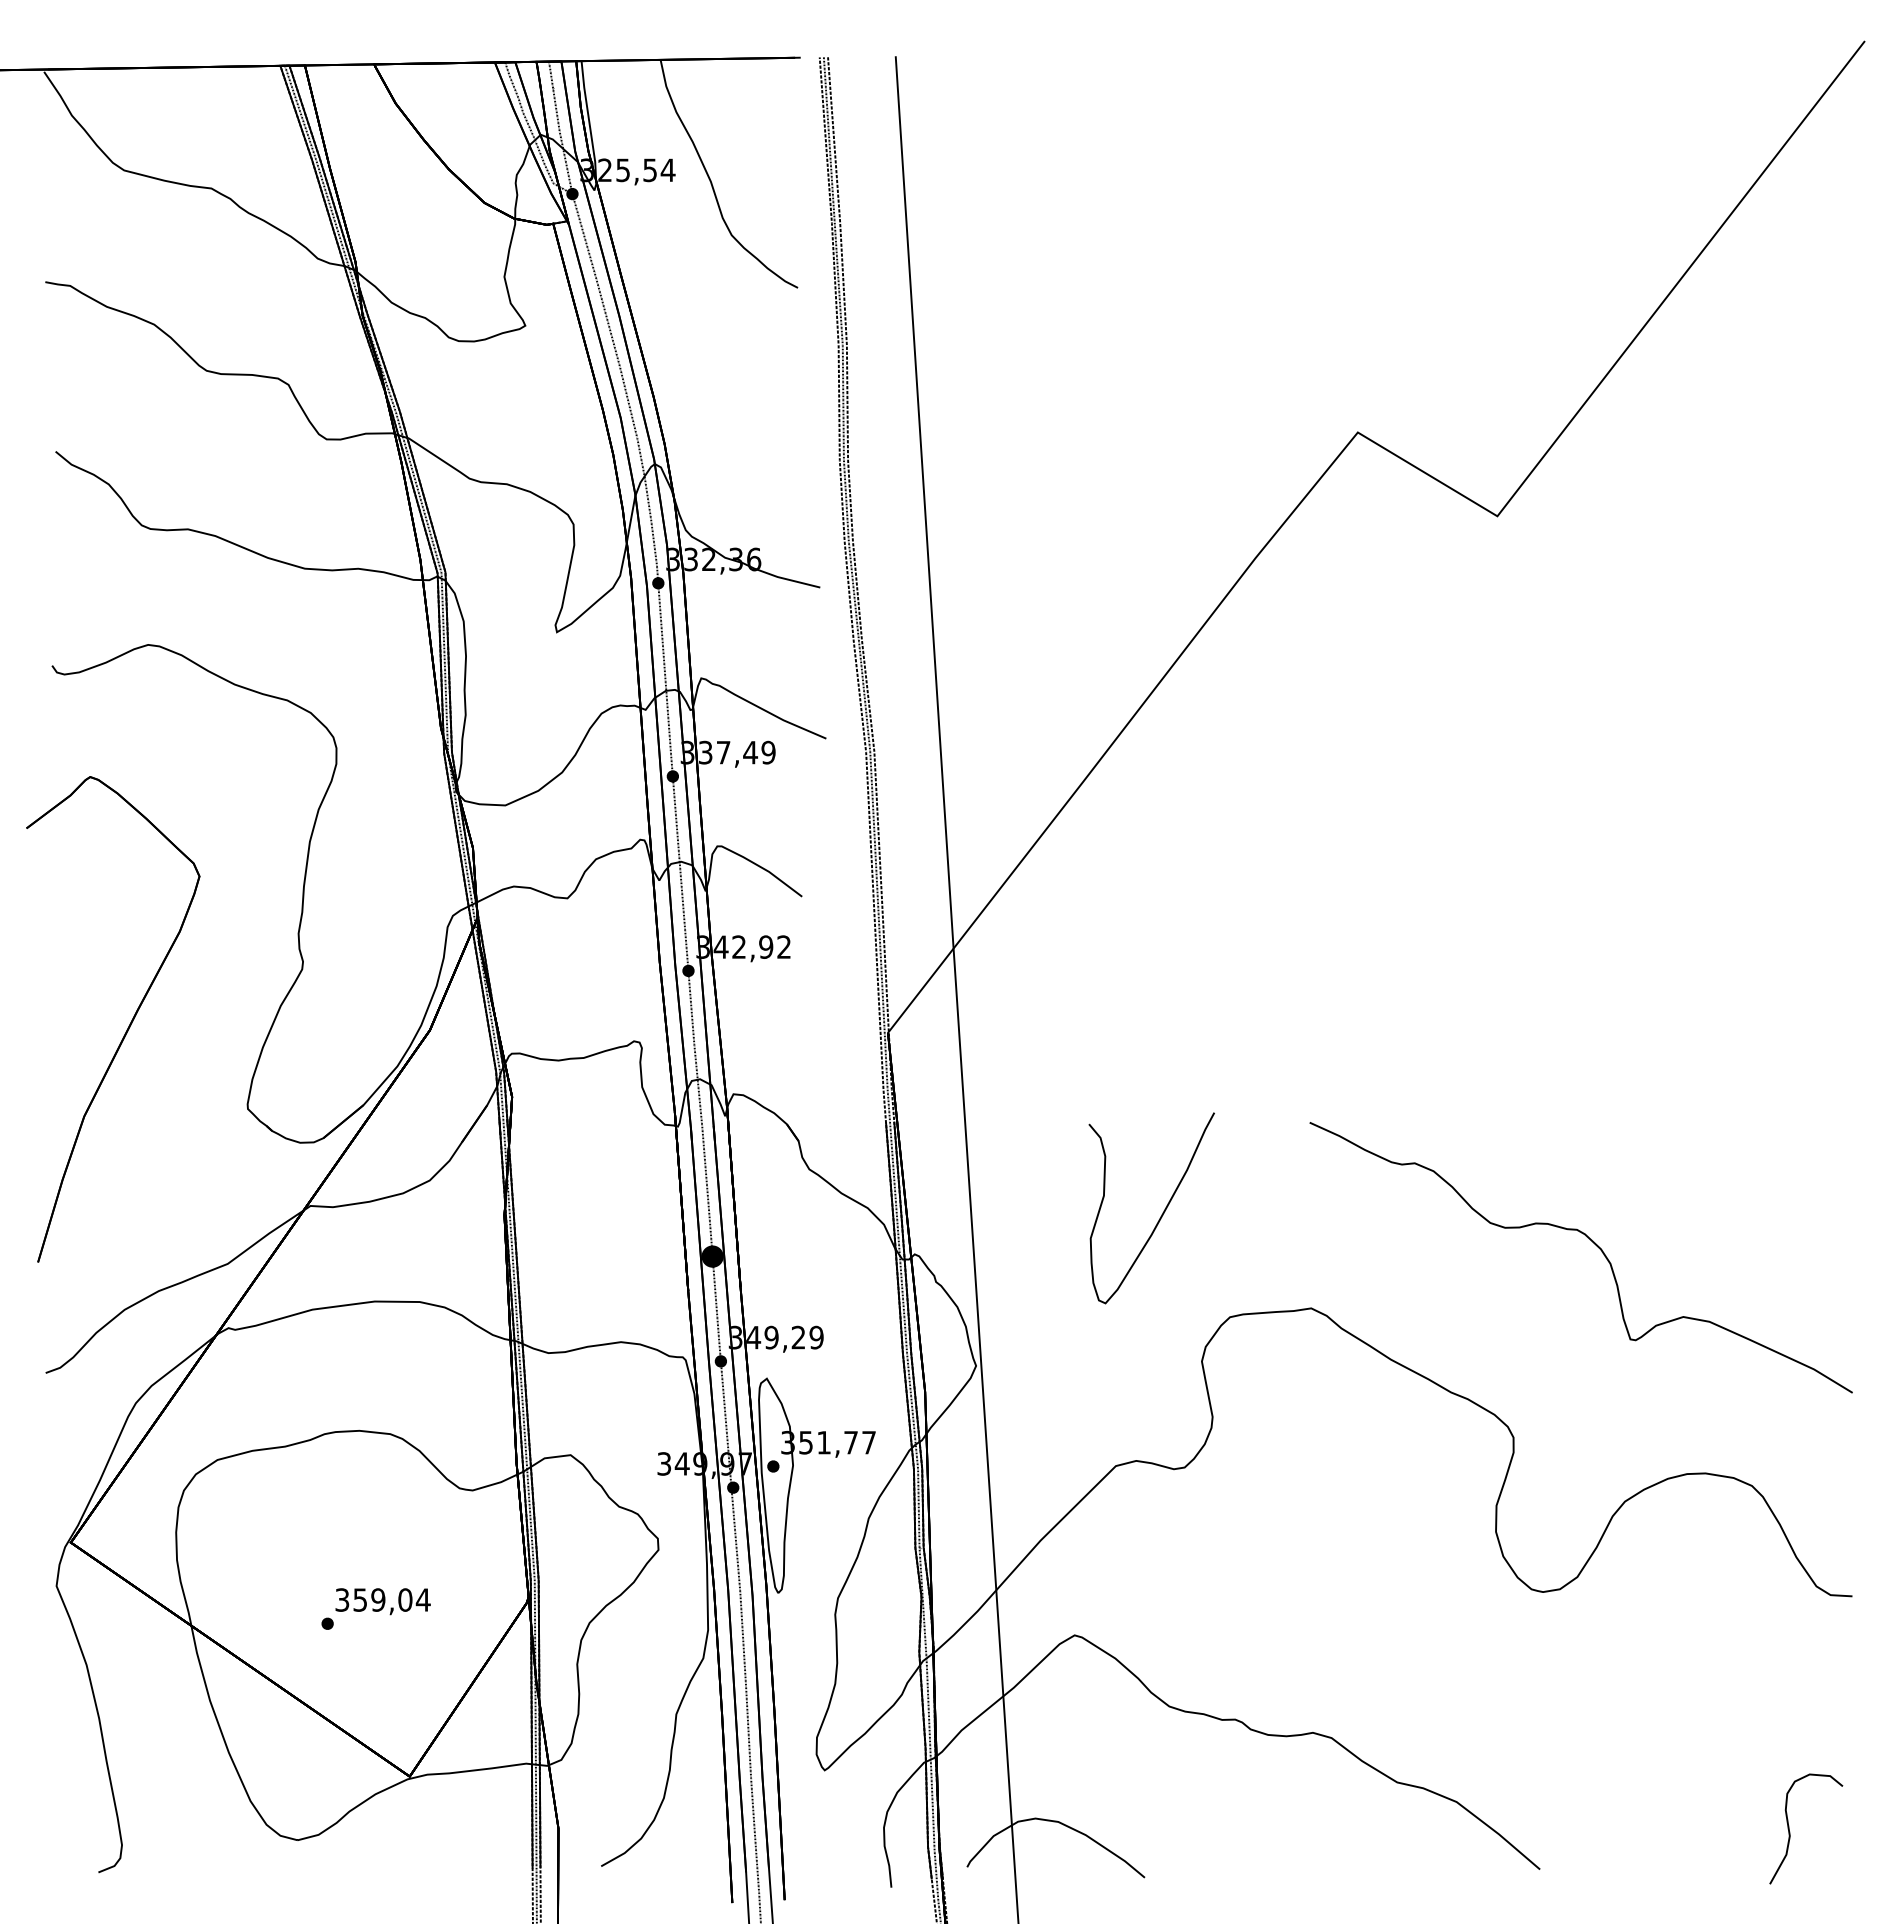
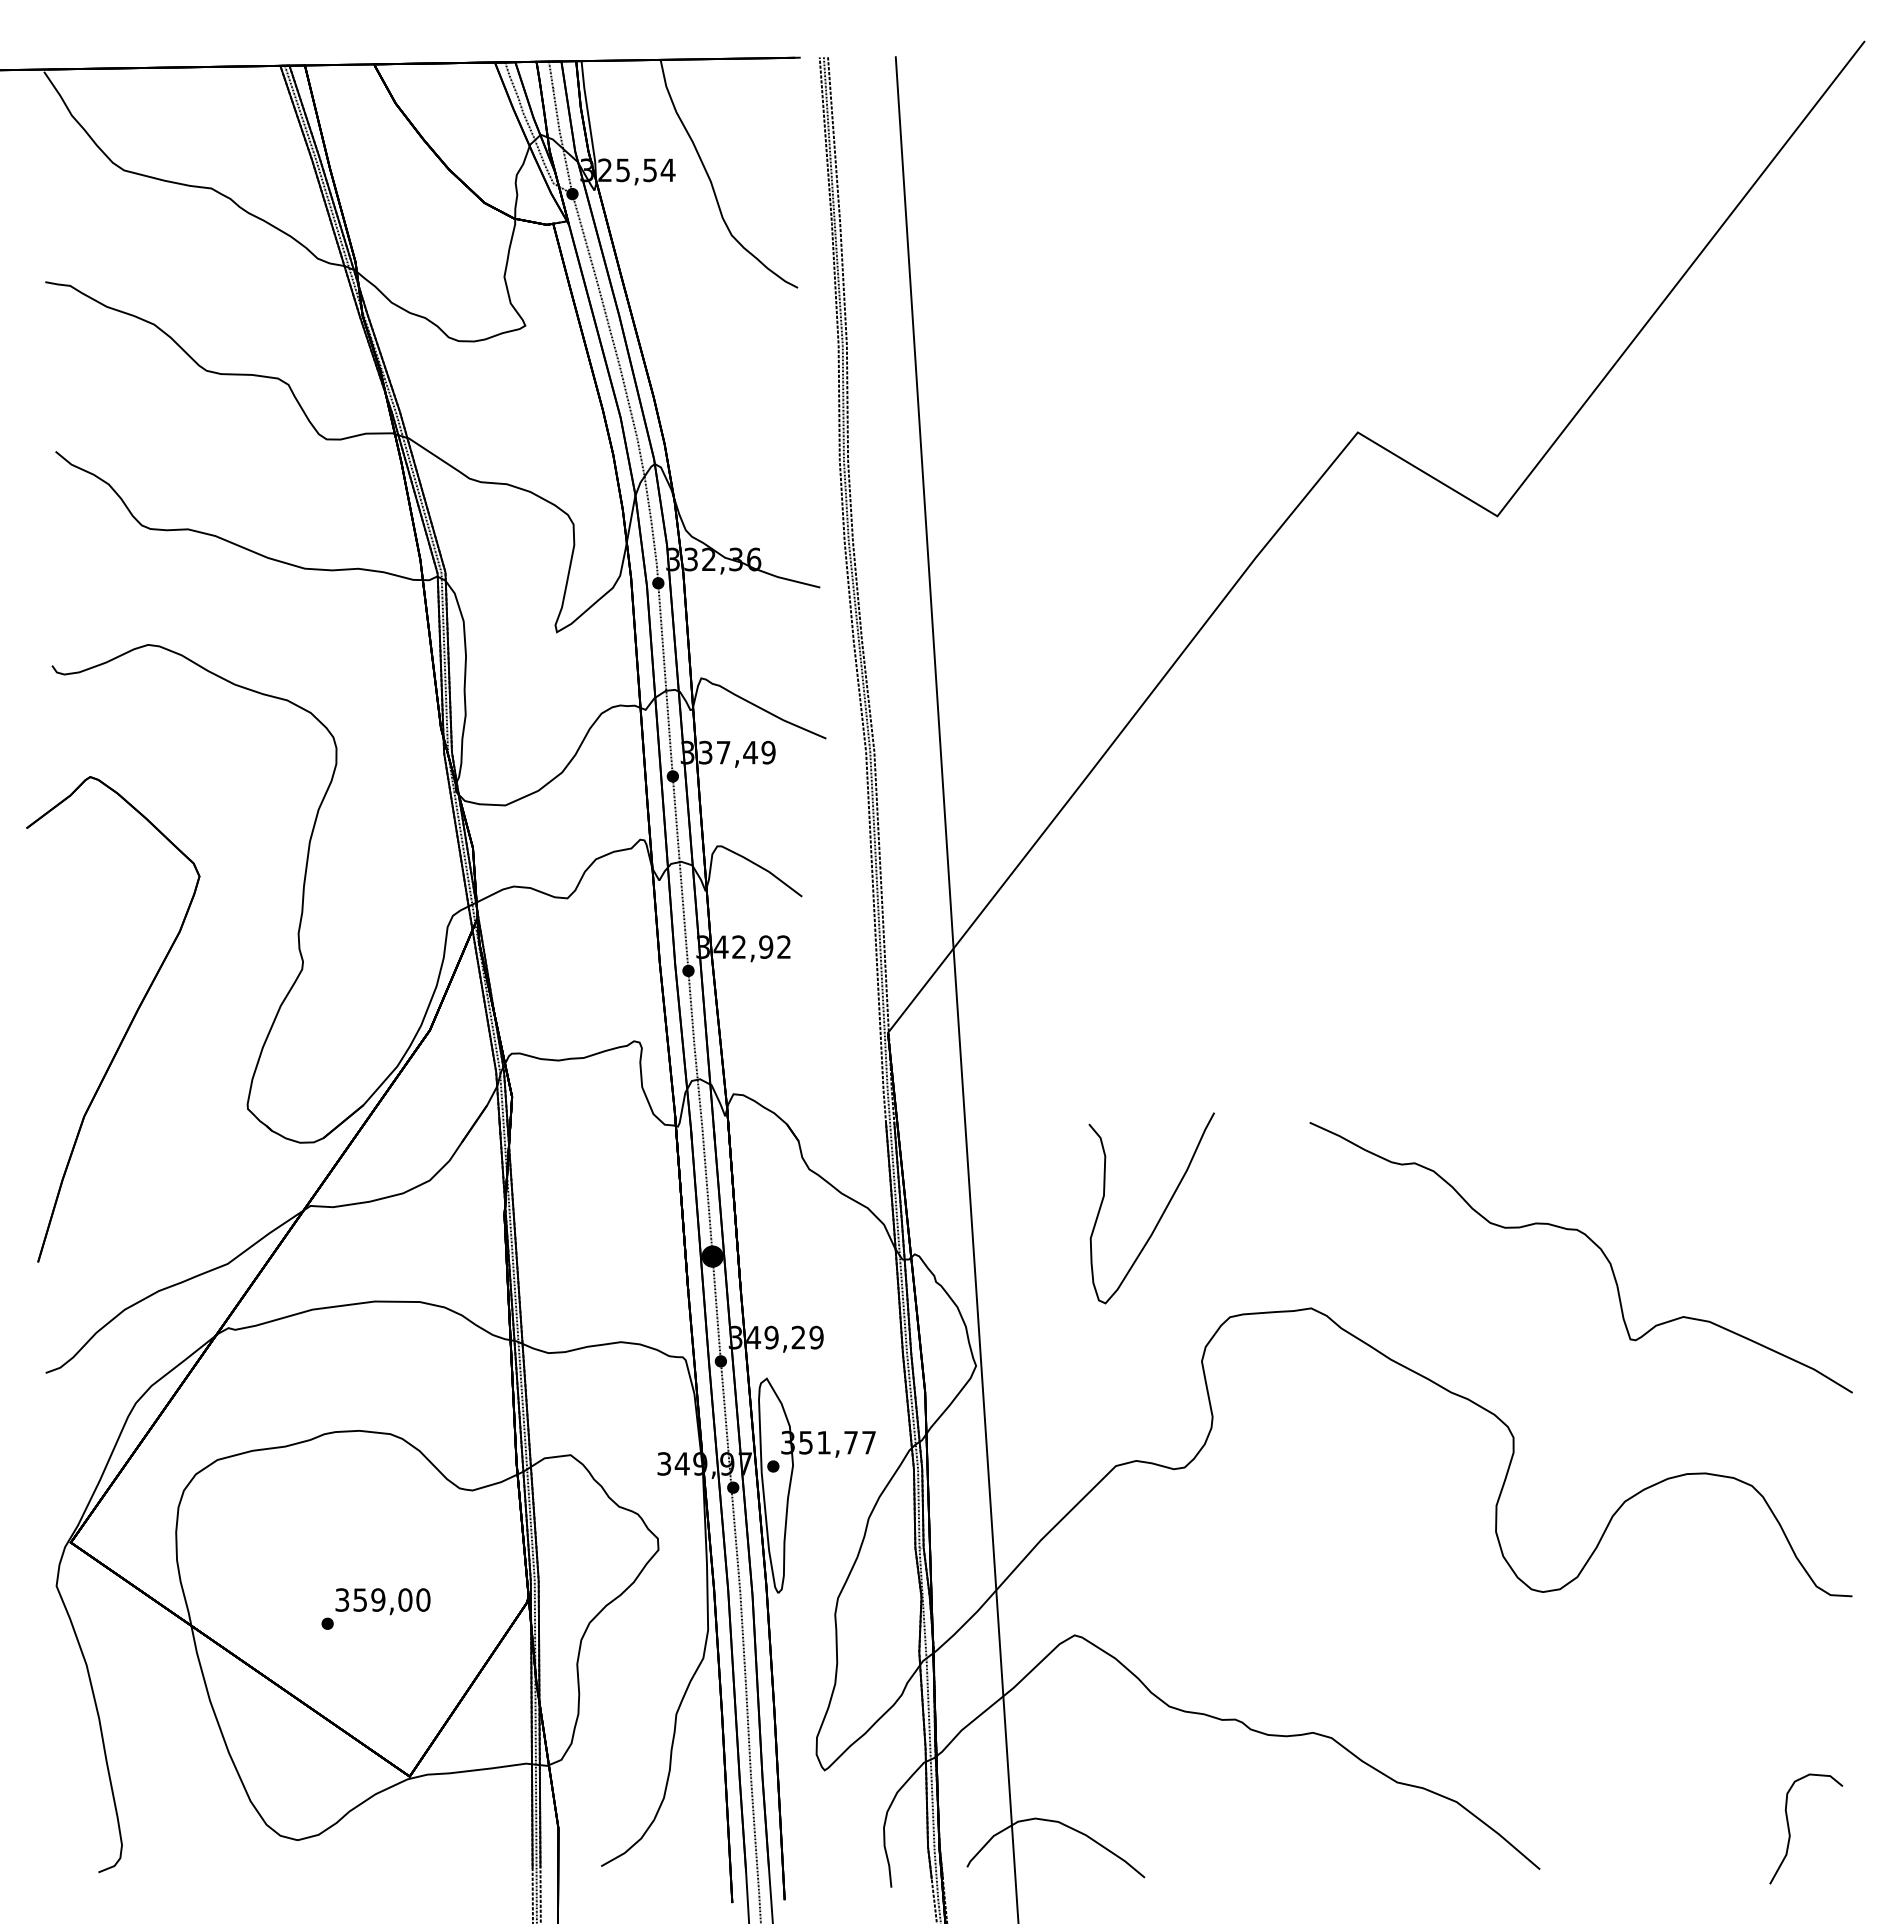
text: 359,04 -> 359,00 (422, 1599)
